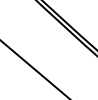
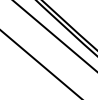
line: none -> present (54, 35)
line position: (34, 68) -> (40, 63) (40, 63)
